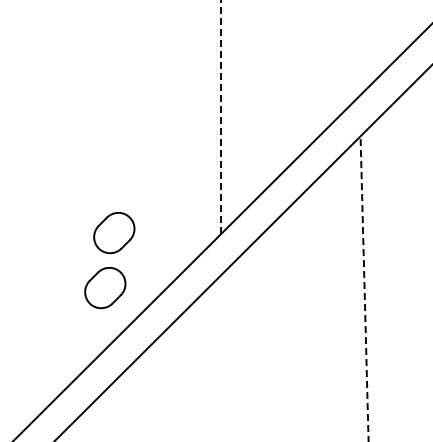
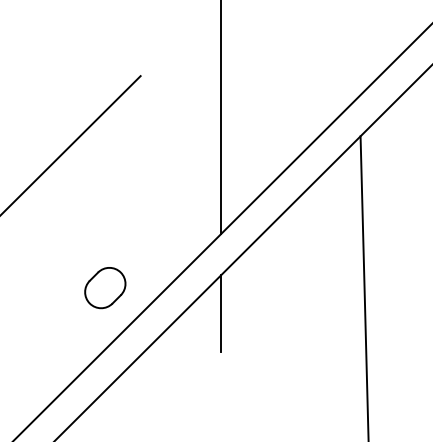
line: dashed -> solid (221, 117)
line: none -> present (71, 144)
part: present -> none (114, 233)
line: dashed -> solid (364, 288)
line: none -> present (221, 313)
